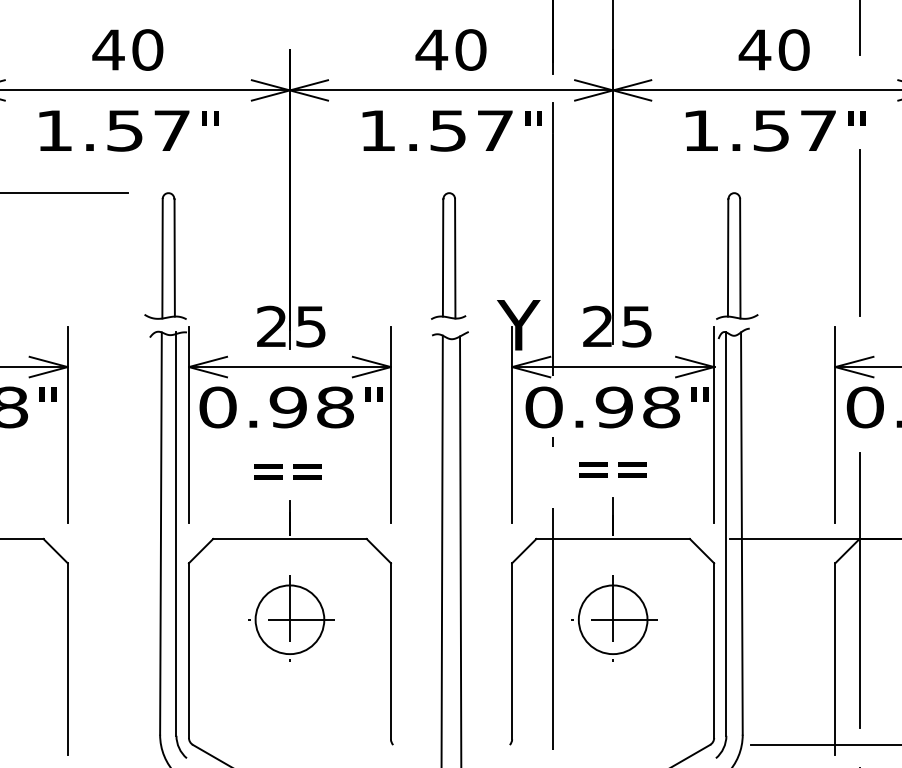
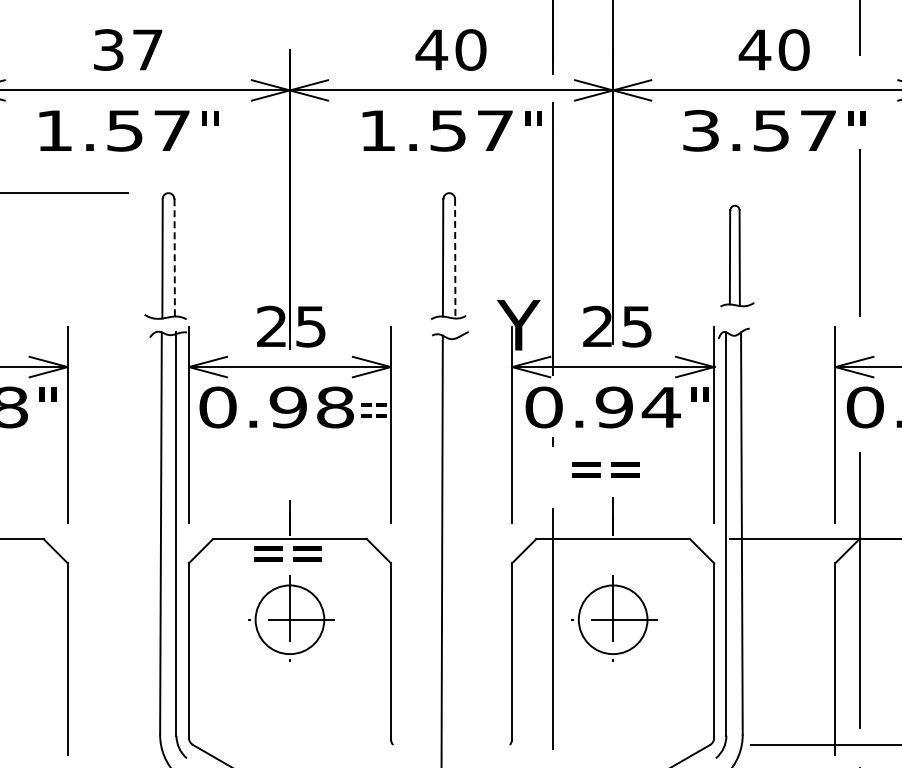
text: 40 -> 37 (127, 49)
text: 1.57 -> 3.57 (700, 130)
part size: 43x128 px -> 35x104 px (737, 255)
line: solid -> dashed (174, 257)
line: solid -> dashed (455, 258)
text: " -> == (373, 402)
text: 0.98 -> 0.94 (660, 407)
text position: (612, 469) -> (605, 469) (605, 469)
text position: (287, 471) -> (287, 553) (287, 553)
line: present -> none (460, 550)
